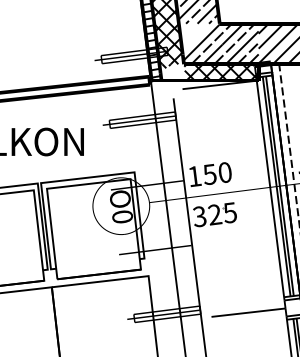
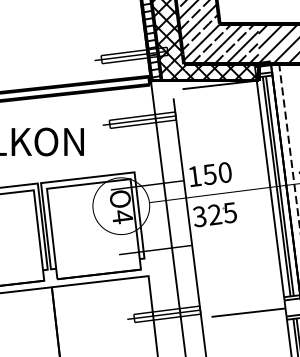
hatch: none -> present (194, 36)
hatch: none -> present (172, 72)
text: O0 -> O4 (122, 217)
